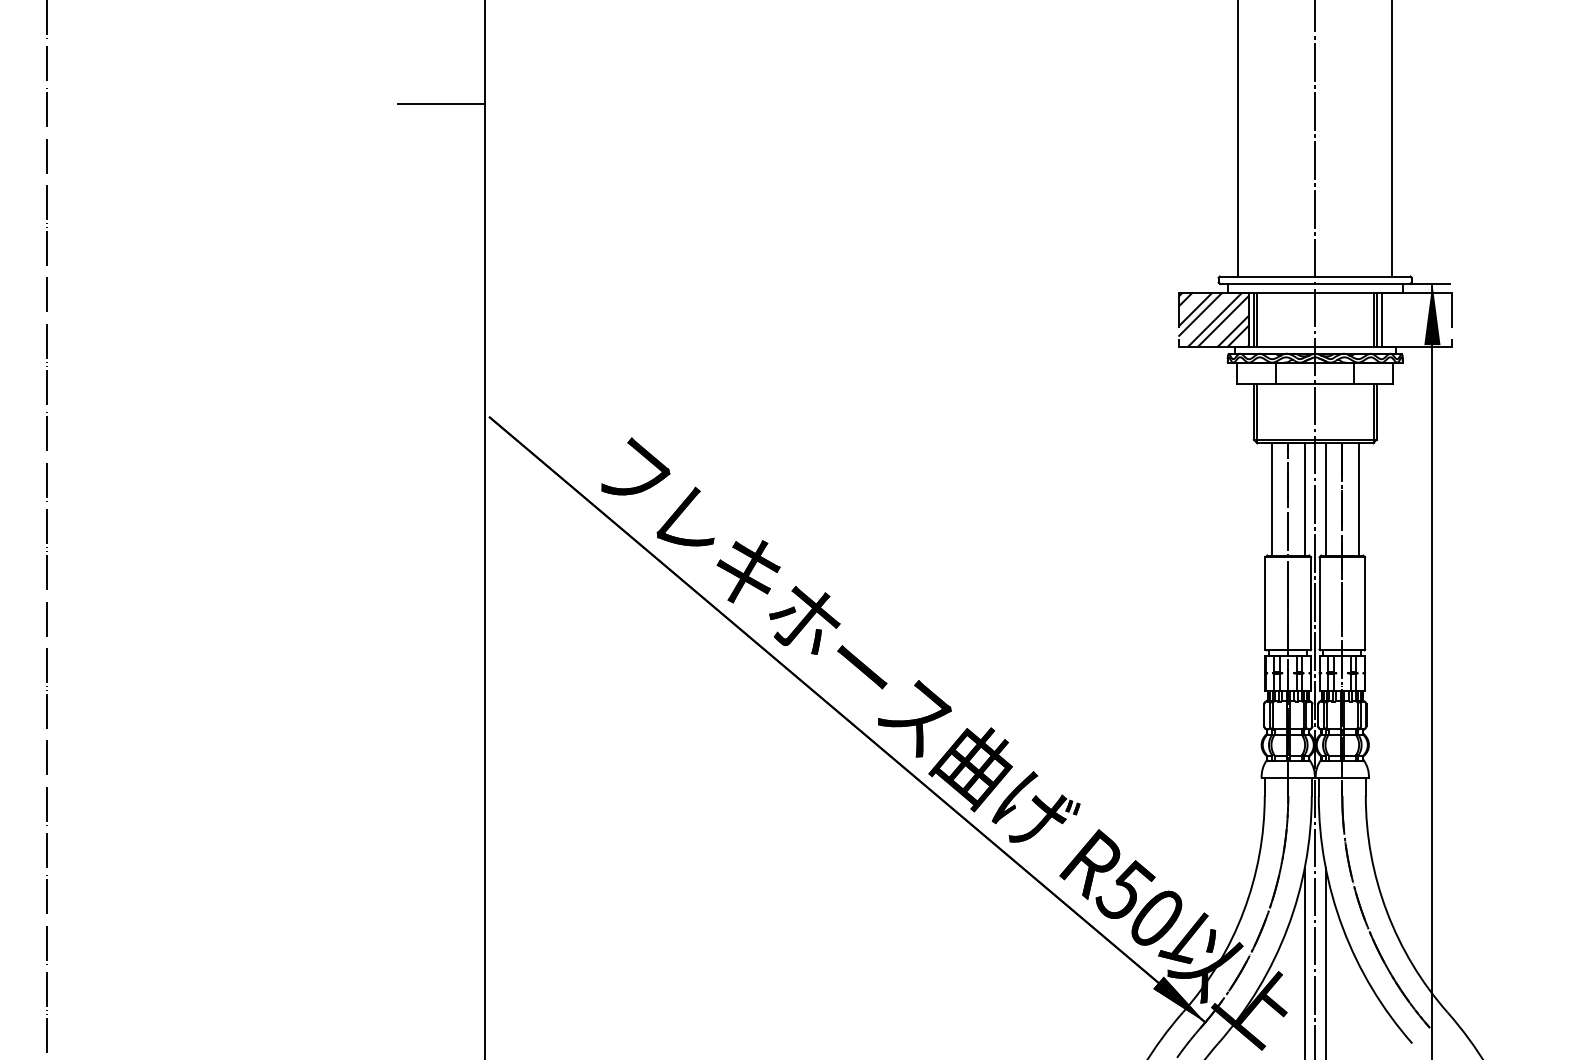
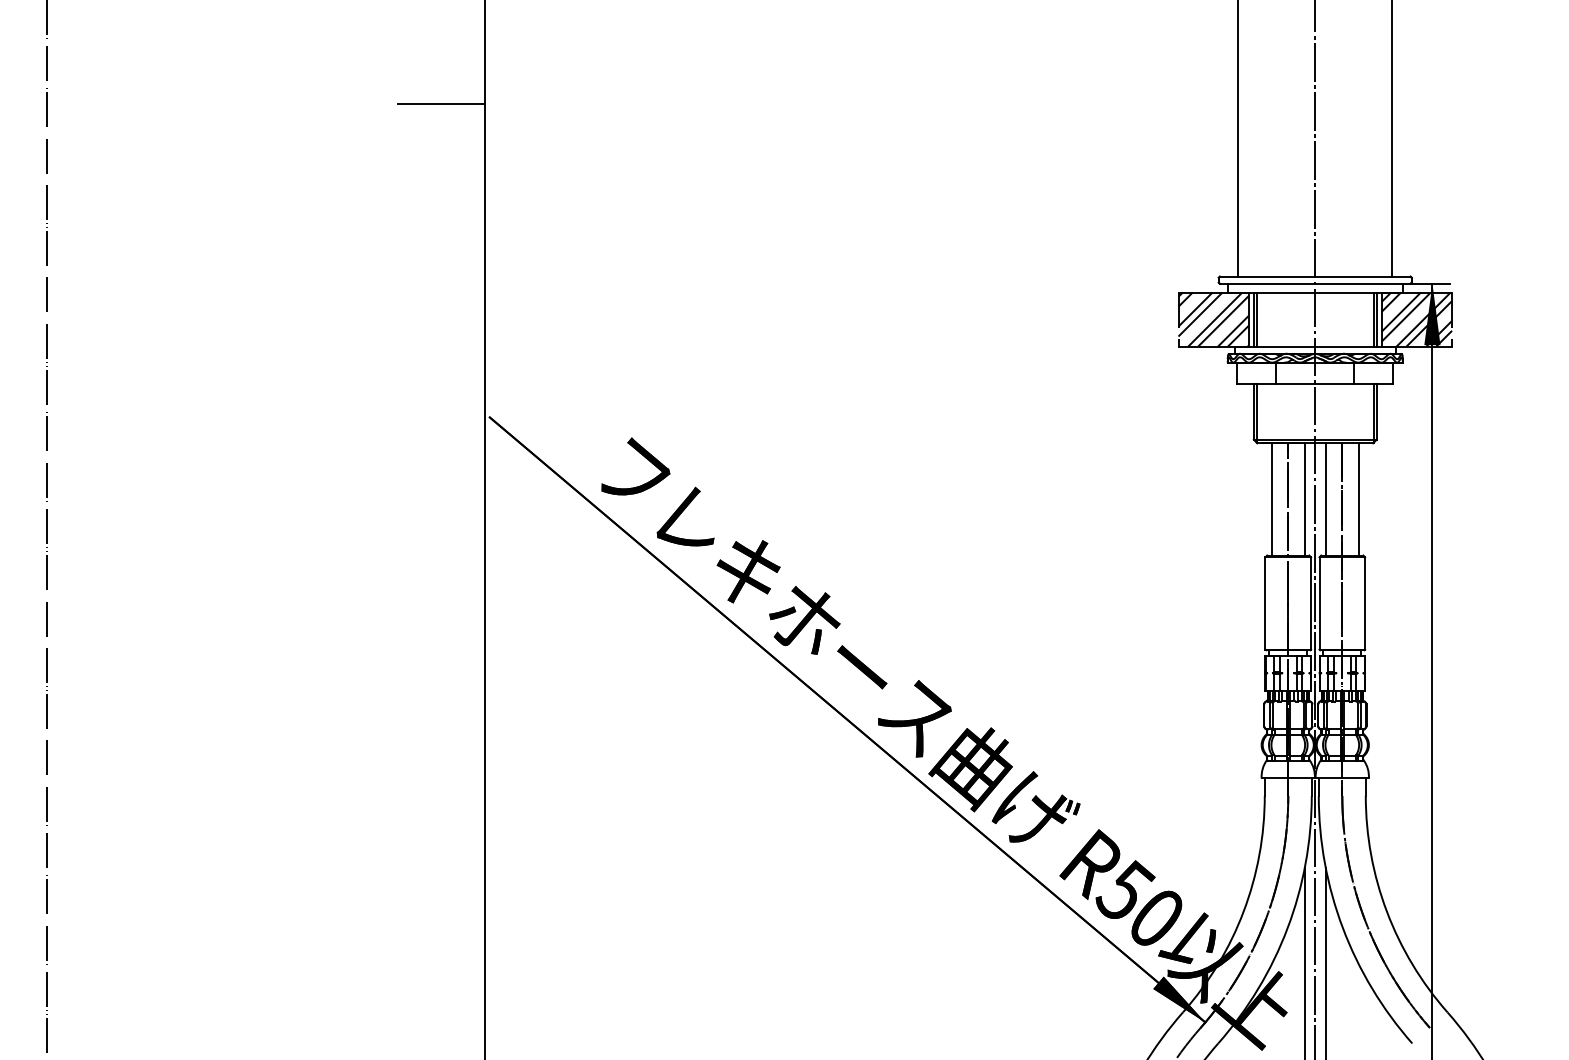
hatch: none -> present (1416, 319)
